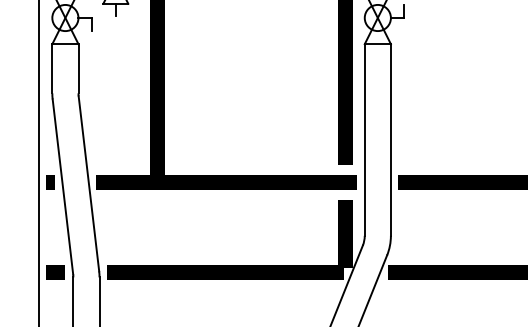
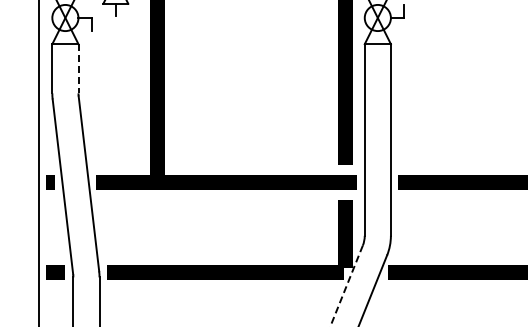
line: solid -> dashed (78, 68)
line: solid -> dashed (346, 286)
